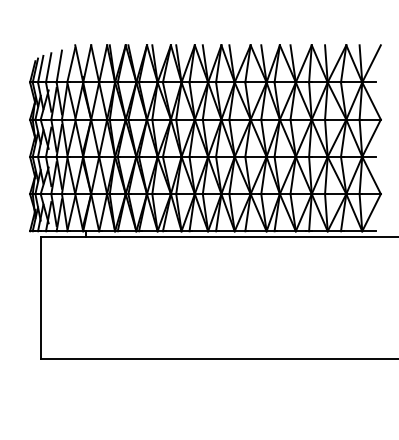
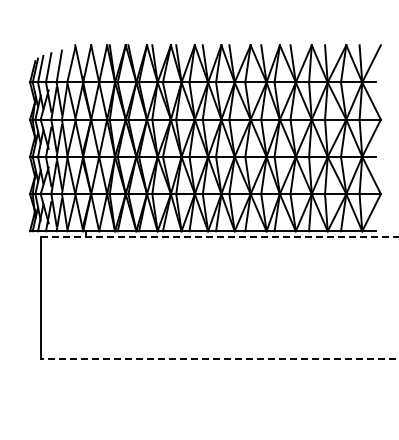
line: solid -> dashed (219, 236)
line: solid -> dashed (219, 358)
